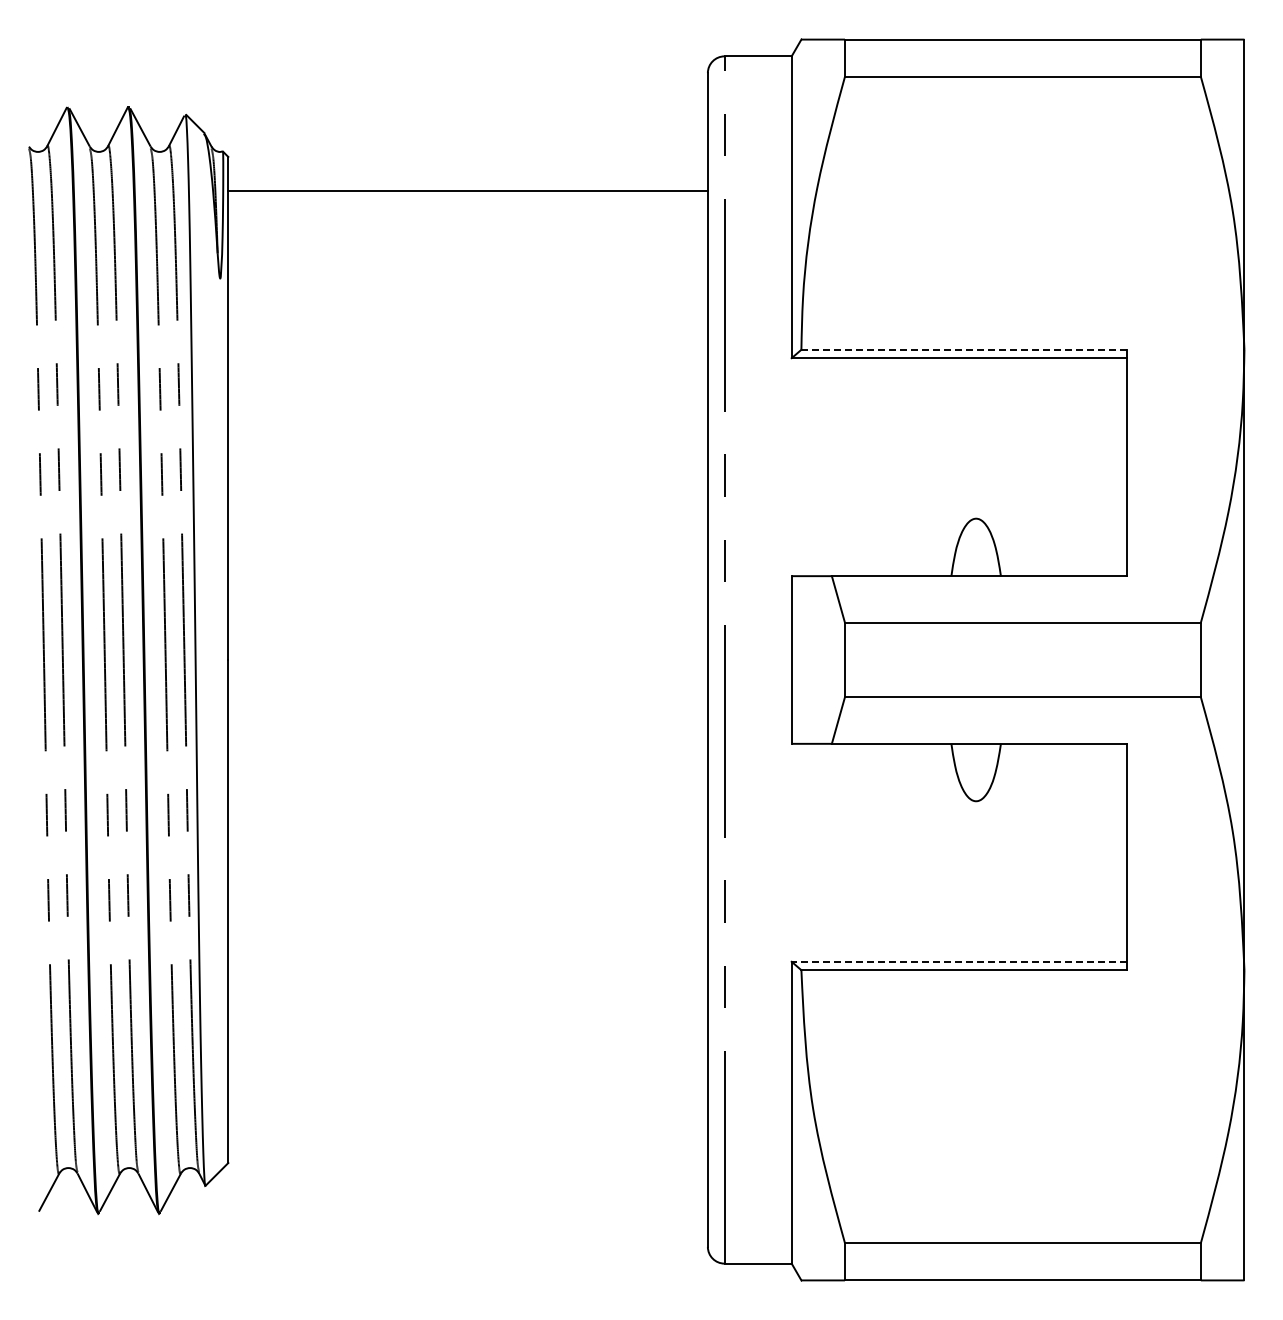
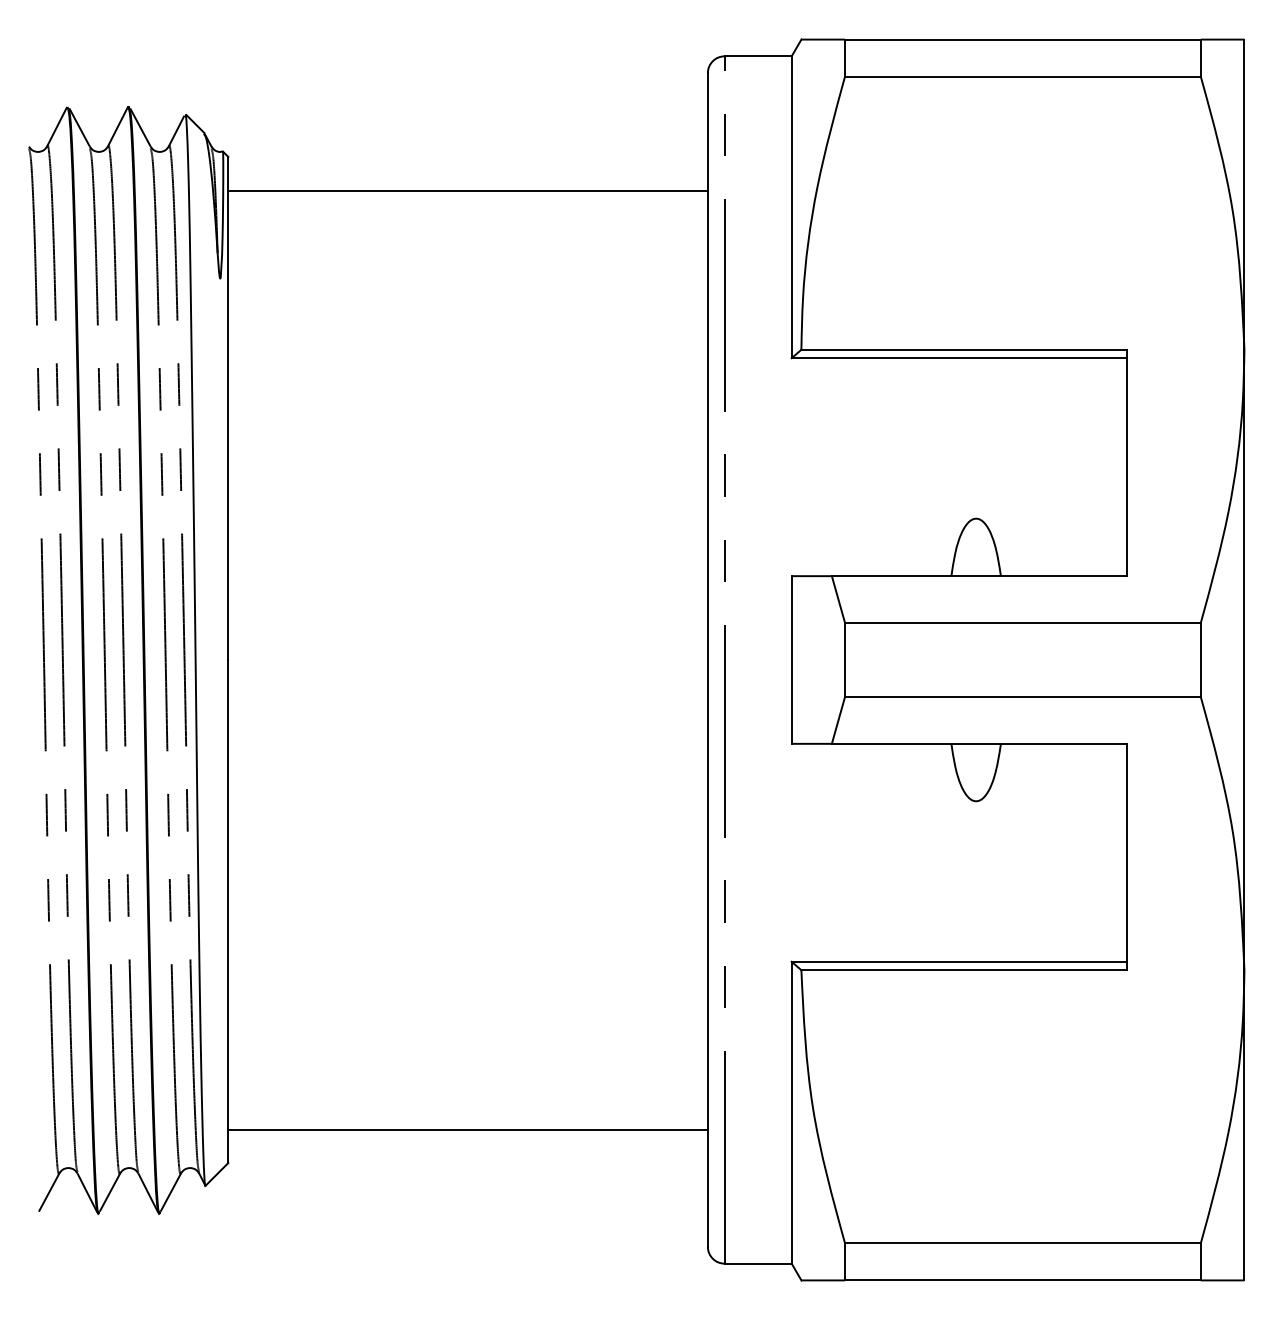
line: dashed -> solid (964, 349)
line: dashed -> solid (959, 961)
line: none -> present (467, 1129)
